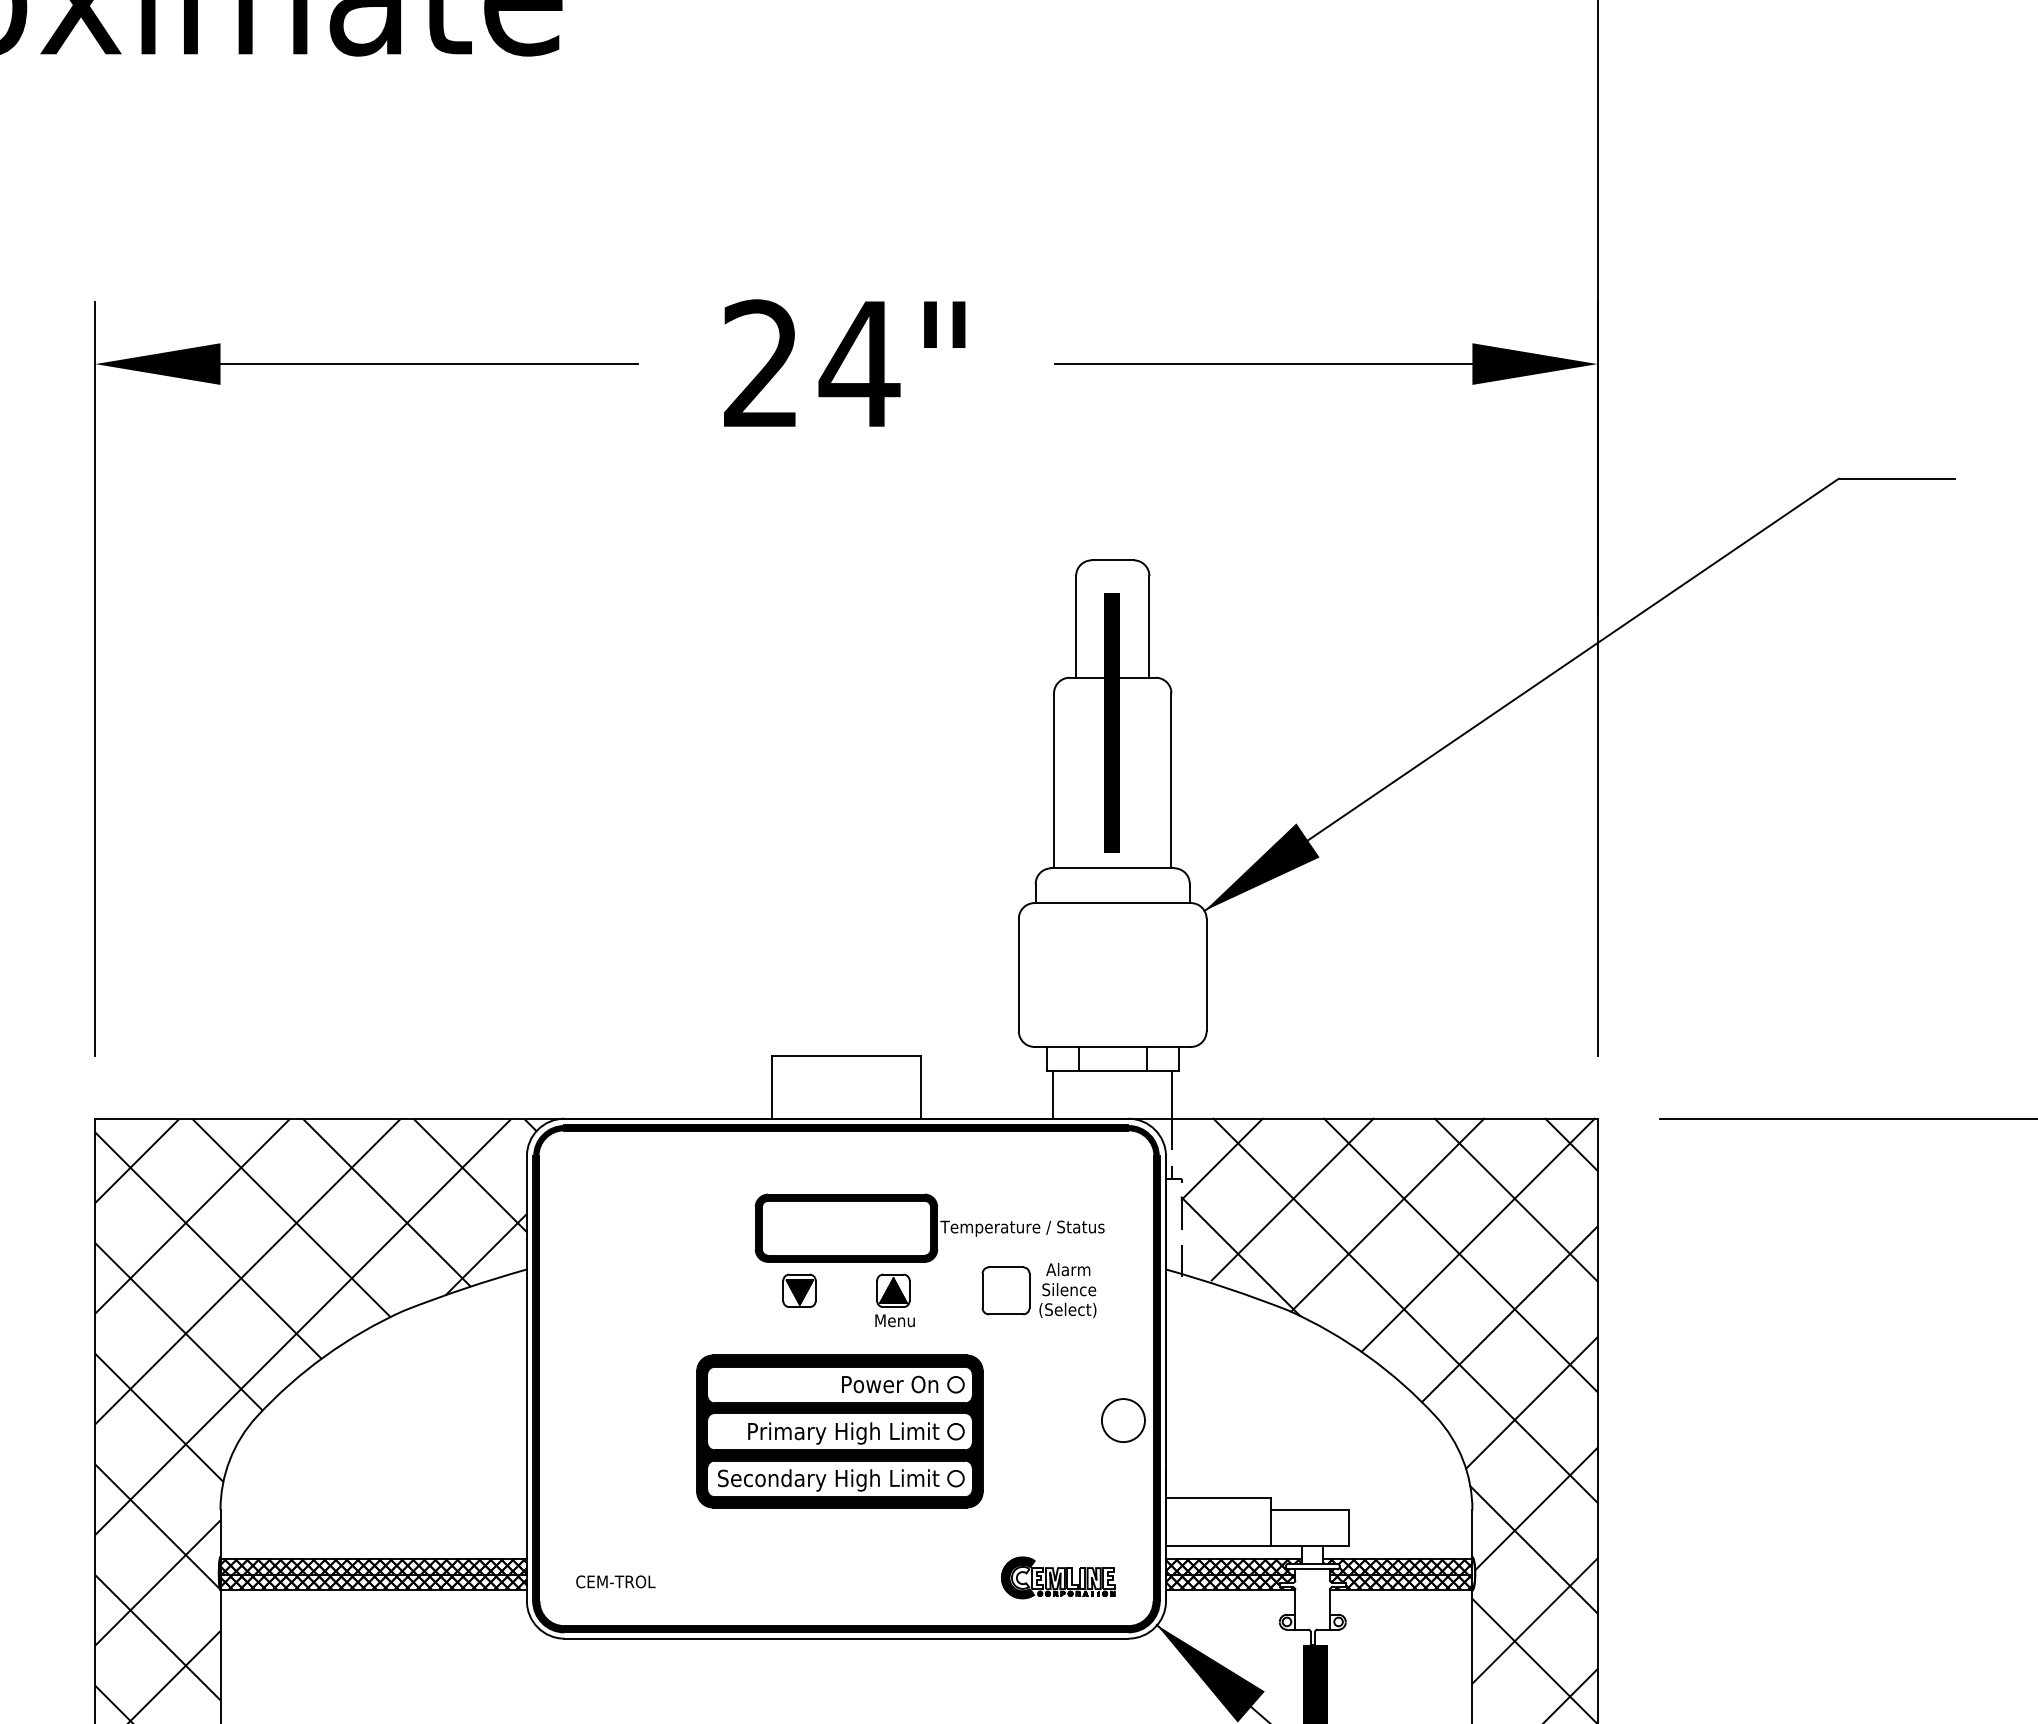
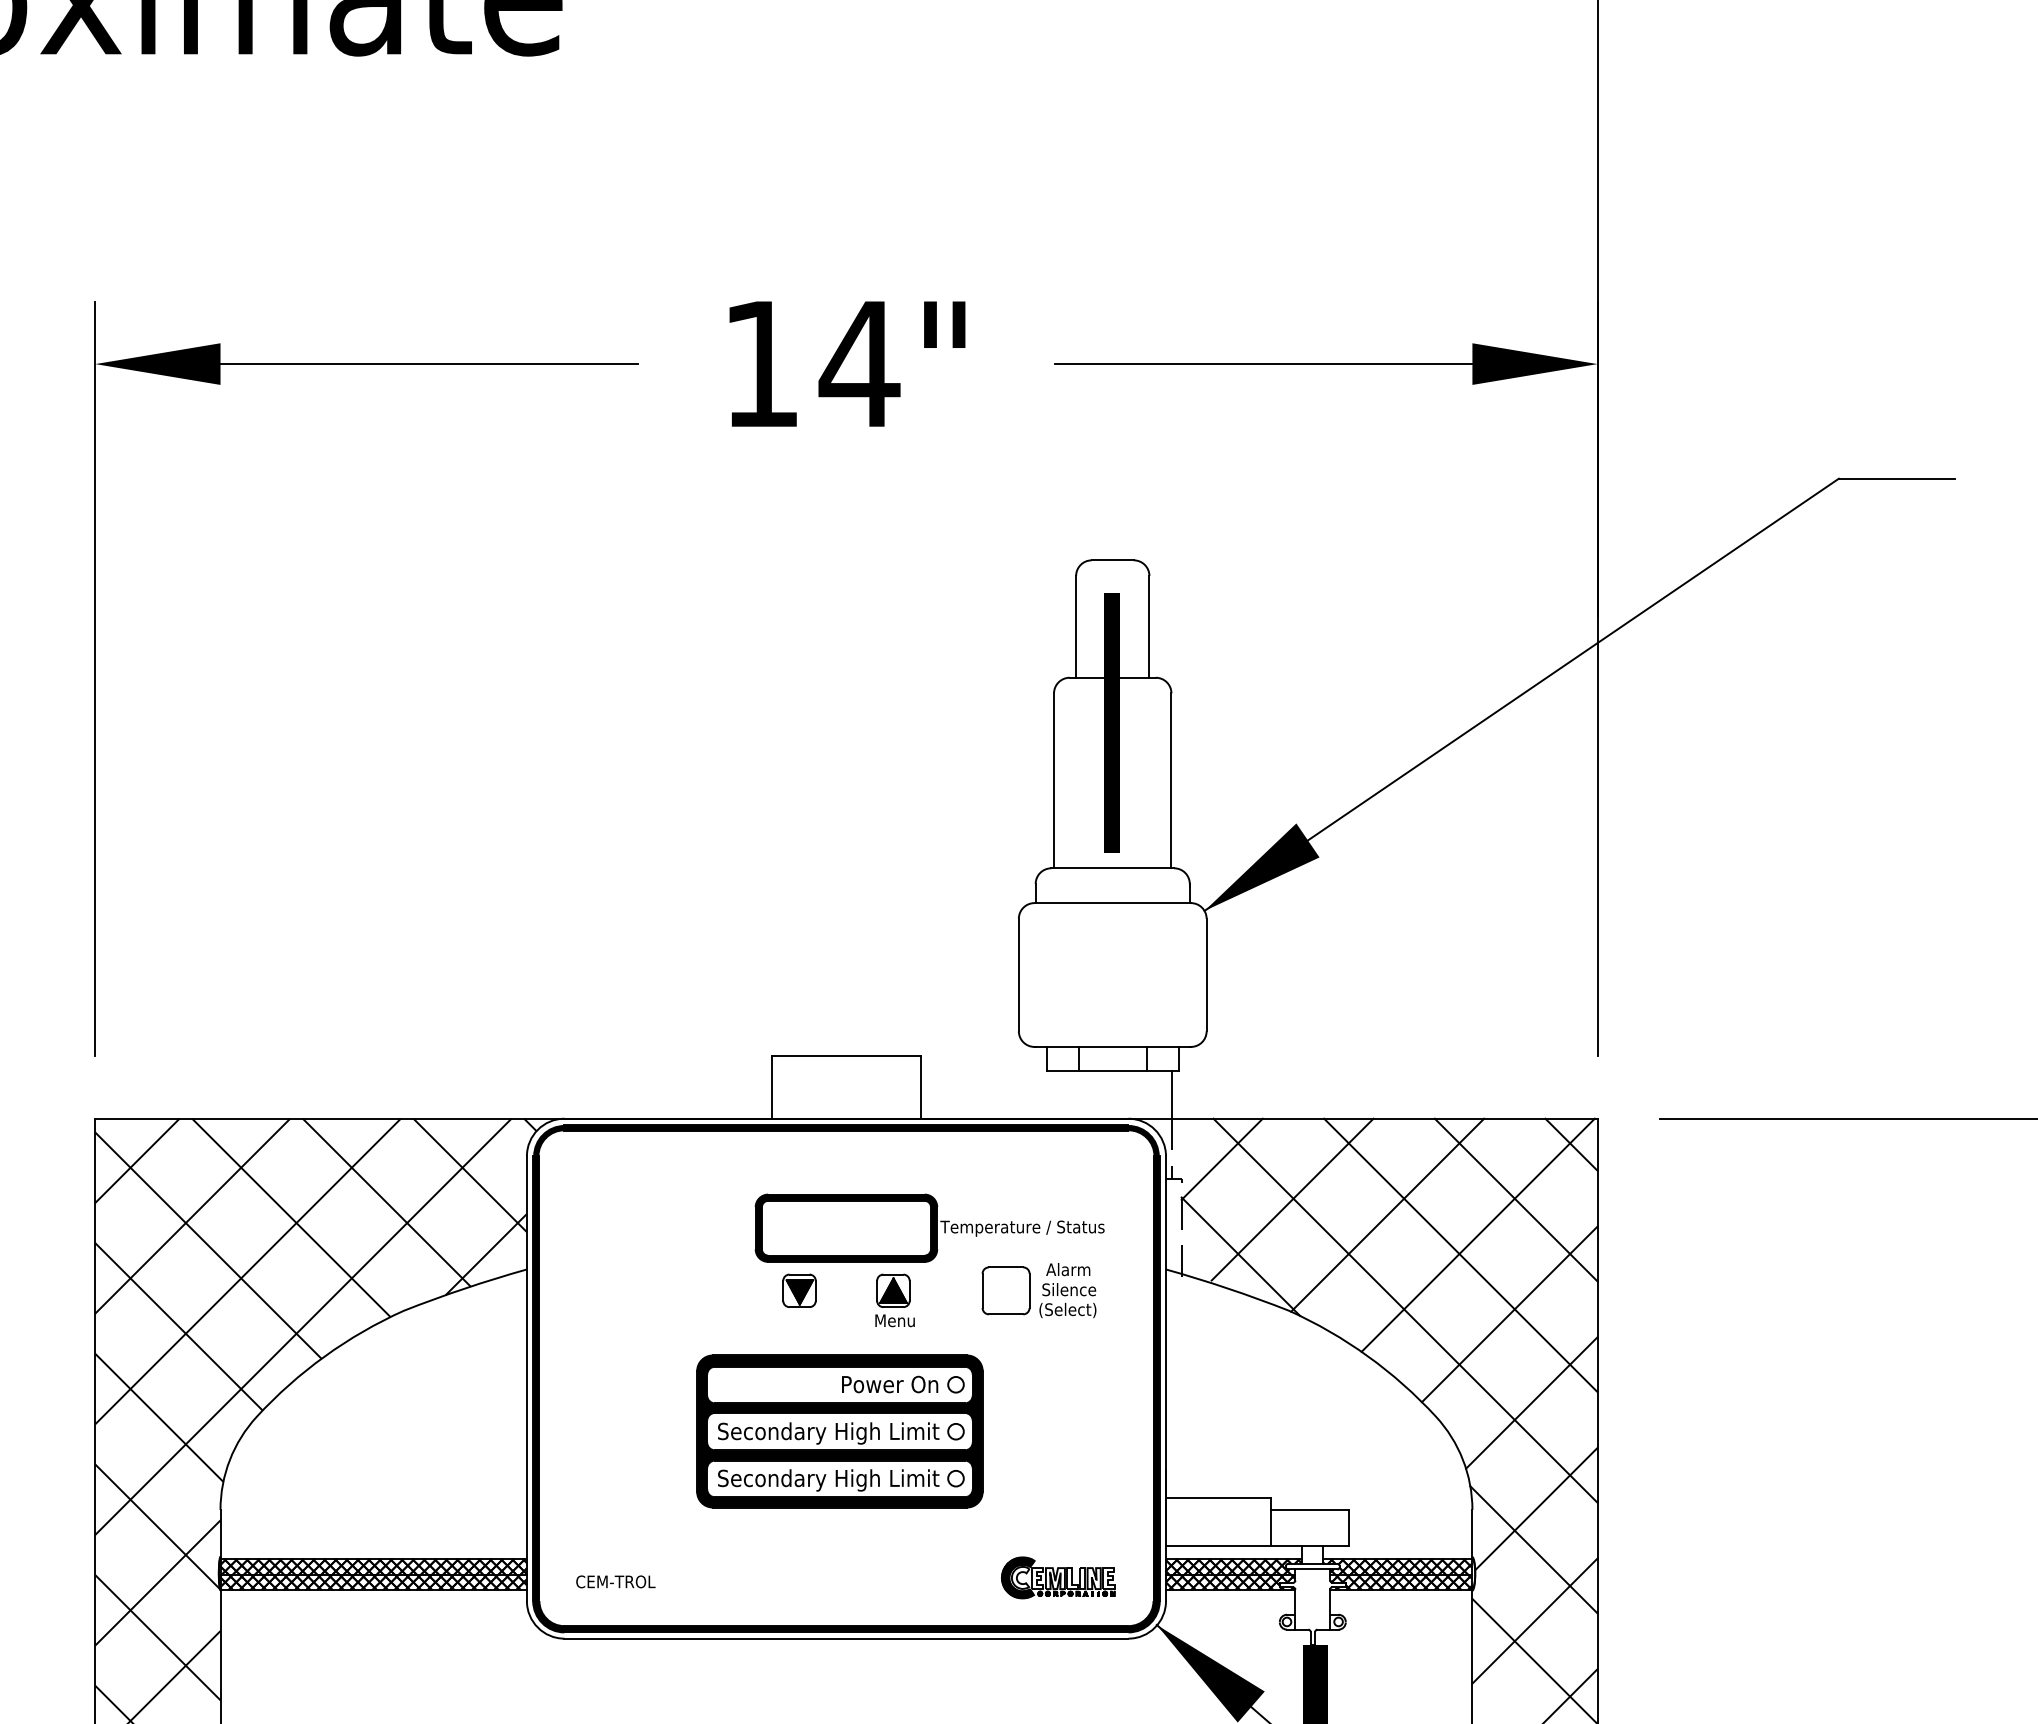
text: 24" -> 14" (760, 362)
line: present -> none (1053, 1094)
circle: present -> none (1123, 1420)
text: Primary High Limit -> Secondary High Limit (754, 1431)
